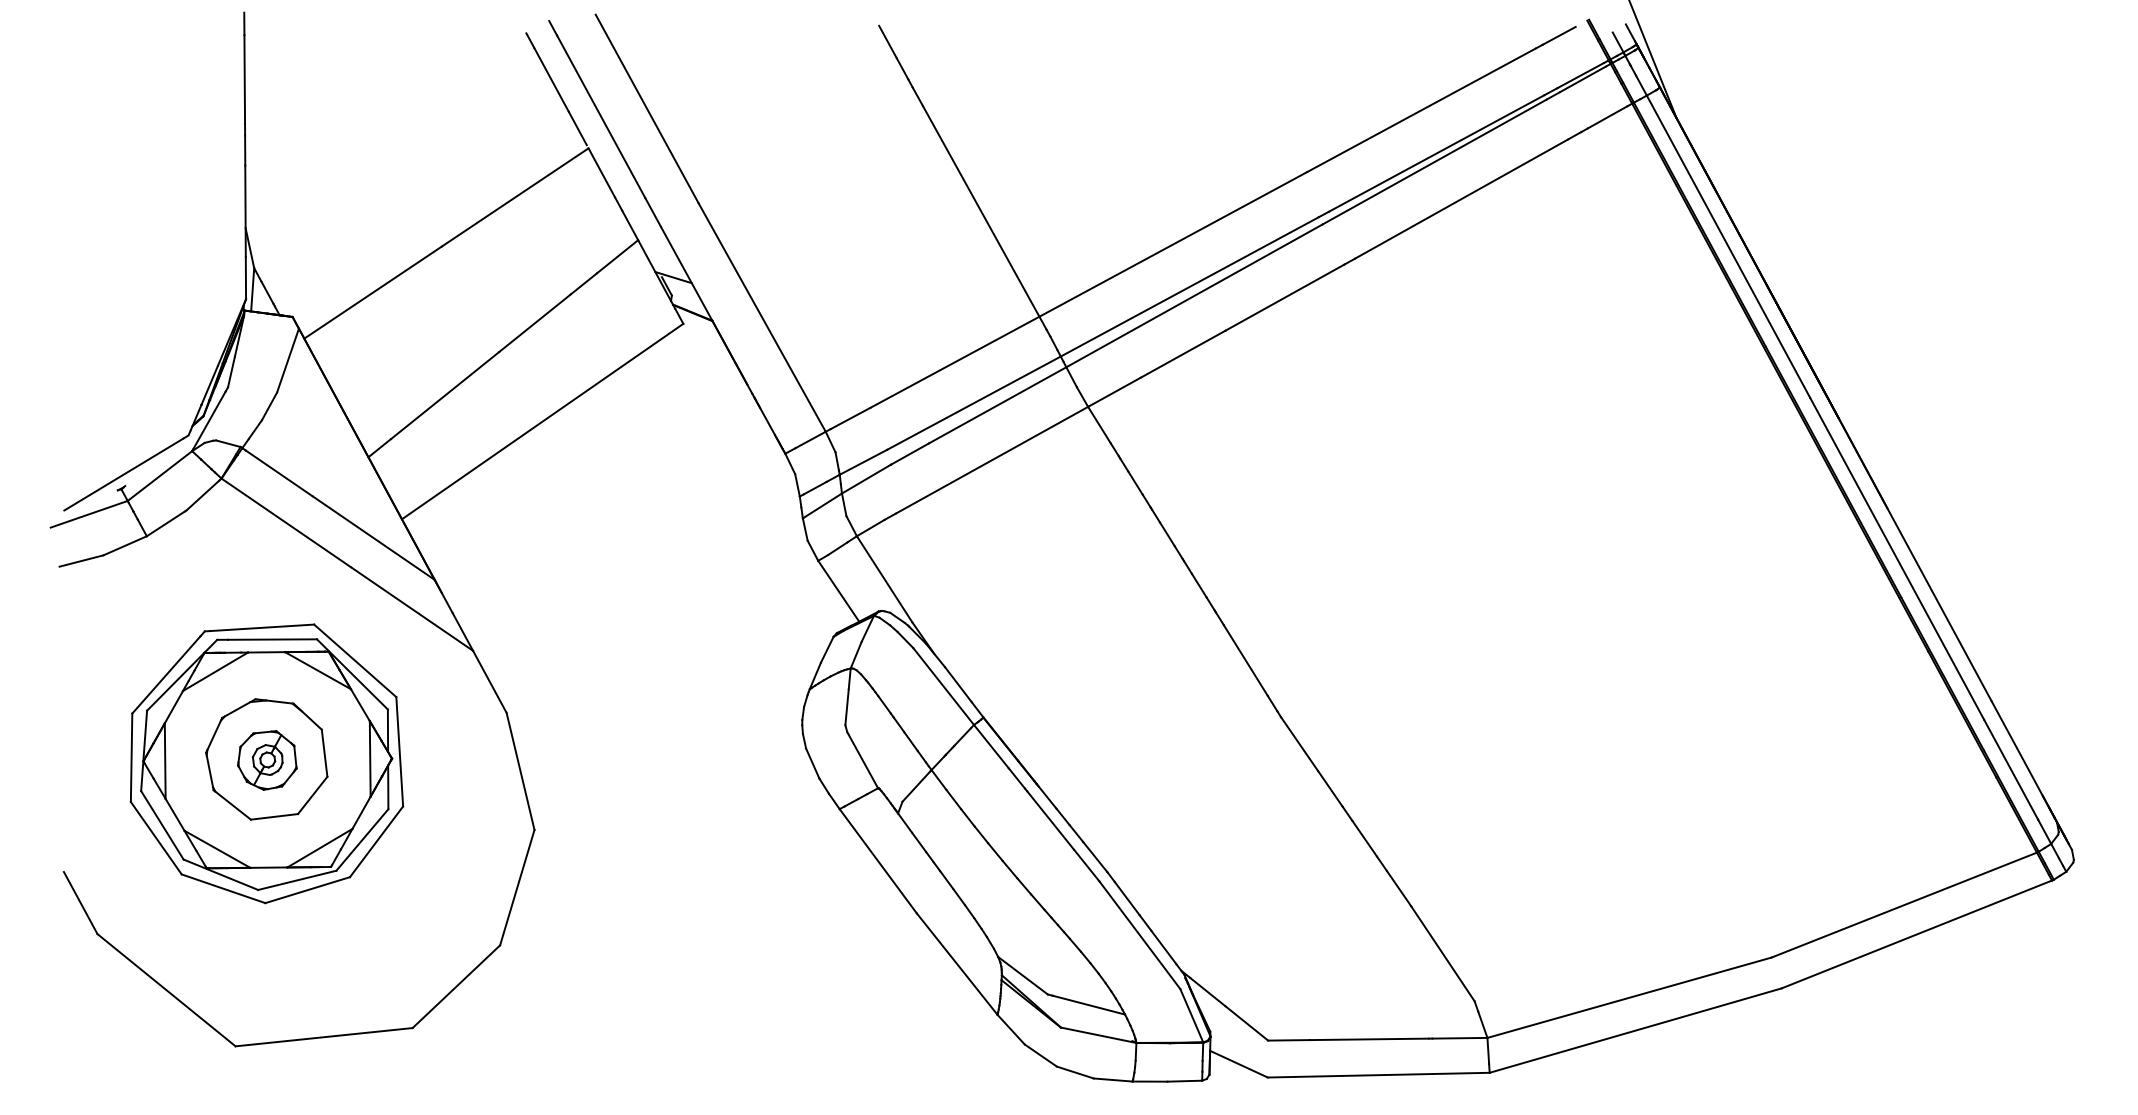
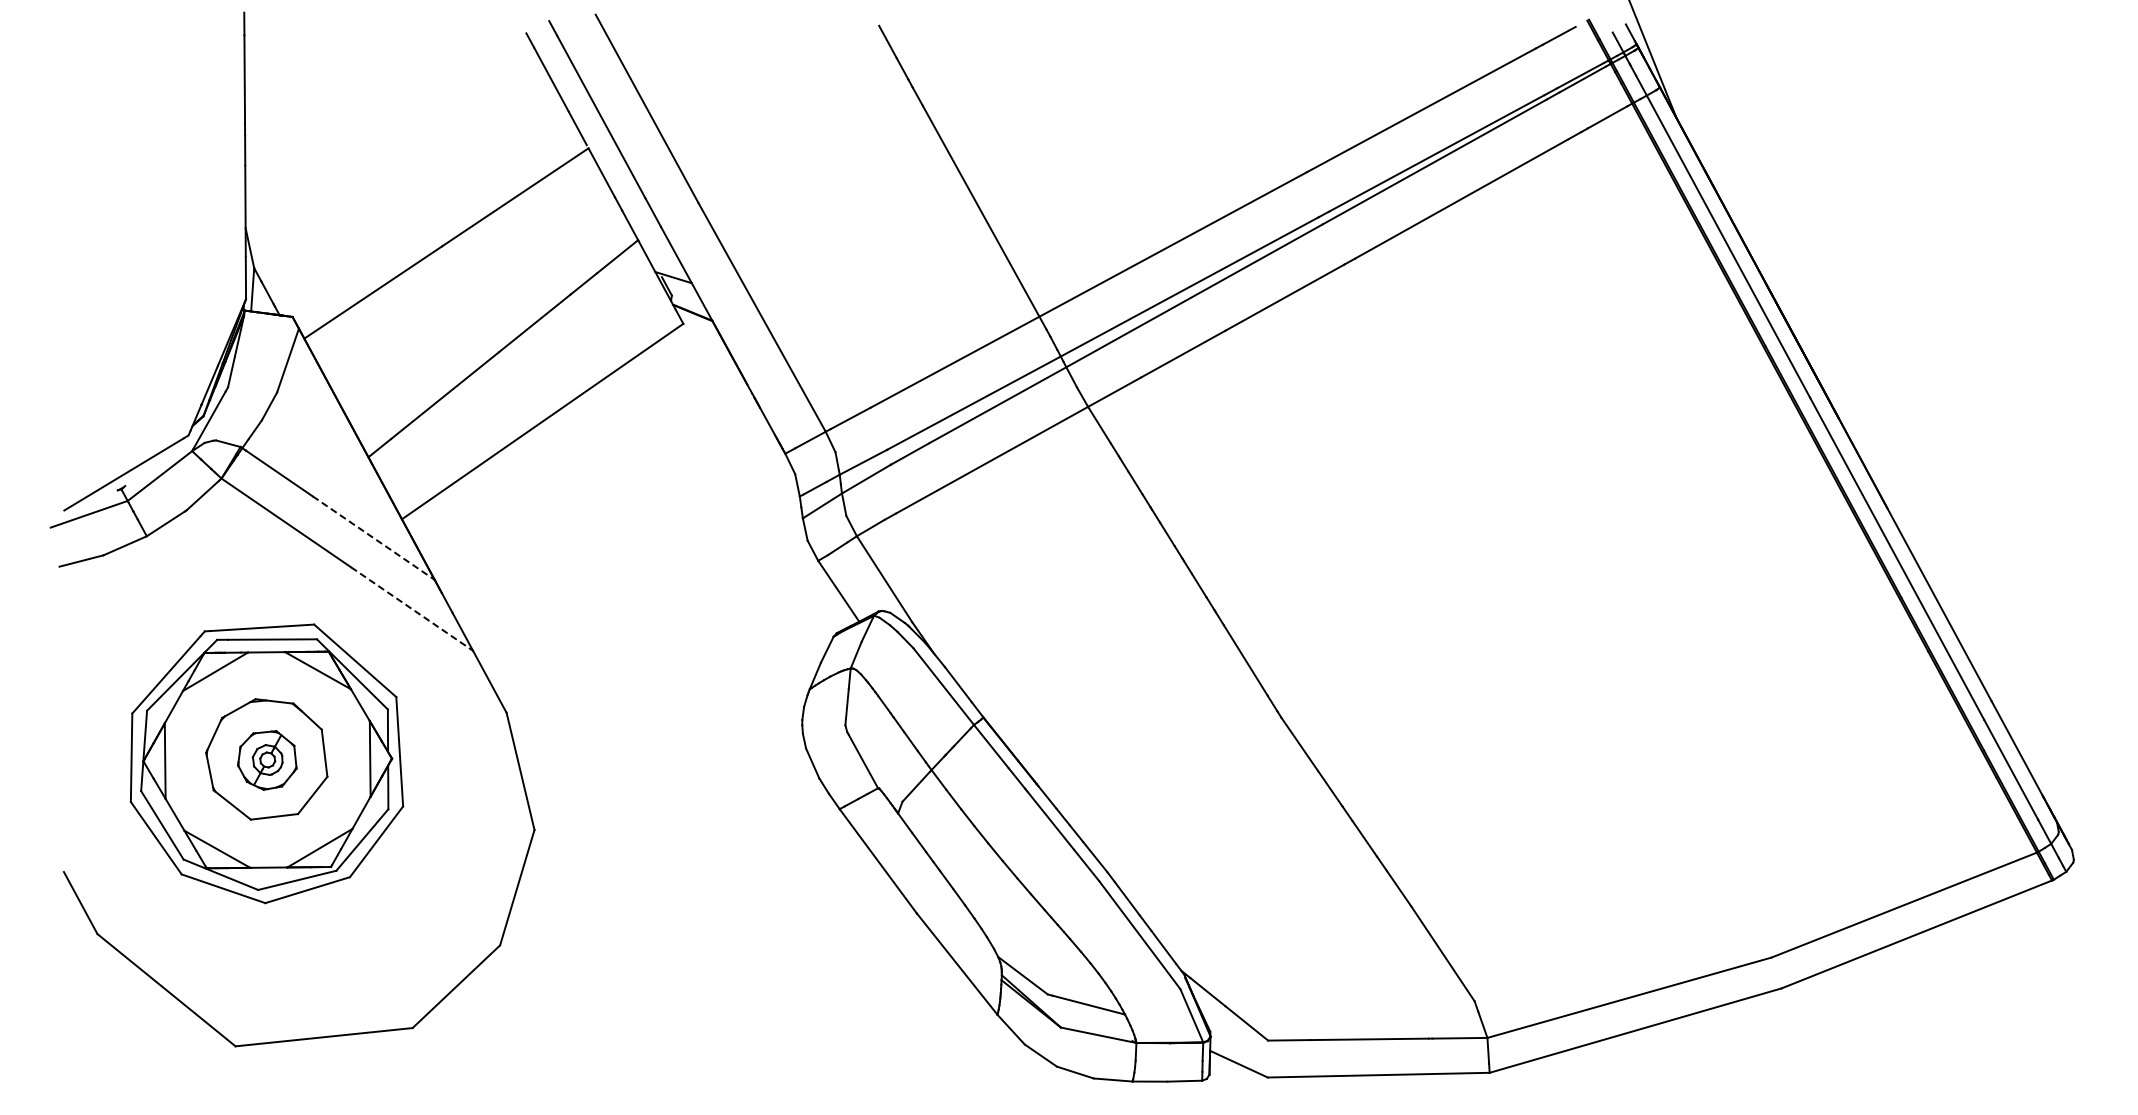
line: solid -> dashed (373, 538)
line: solid -> dashed (412, 609)
